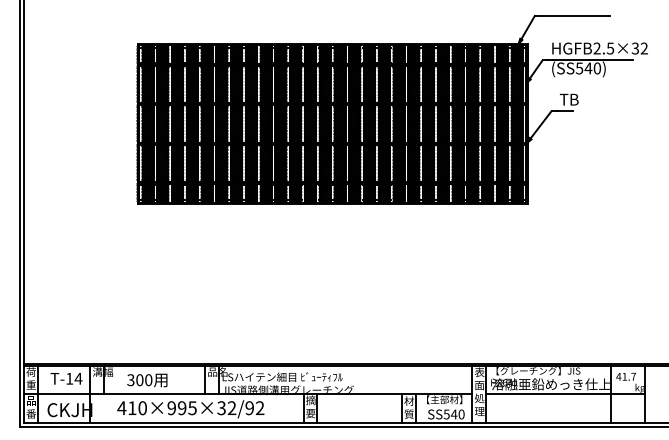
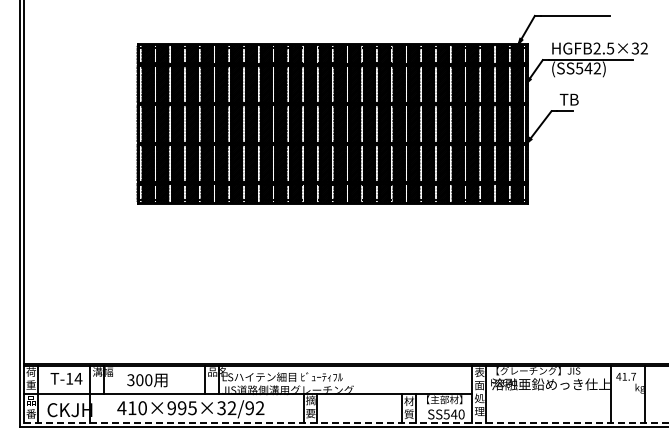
text: (SS540) -> (SS542) (597, 68)
line: present -> none (564, 394)
line: solid -> dashed (346, 422)
